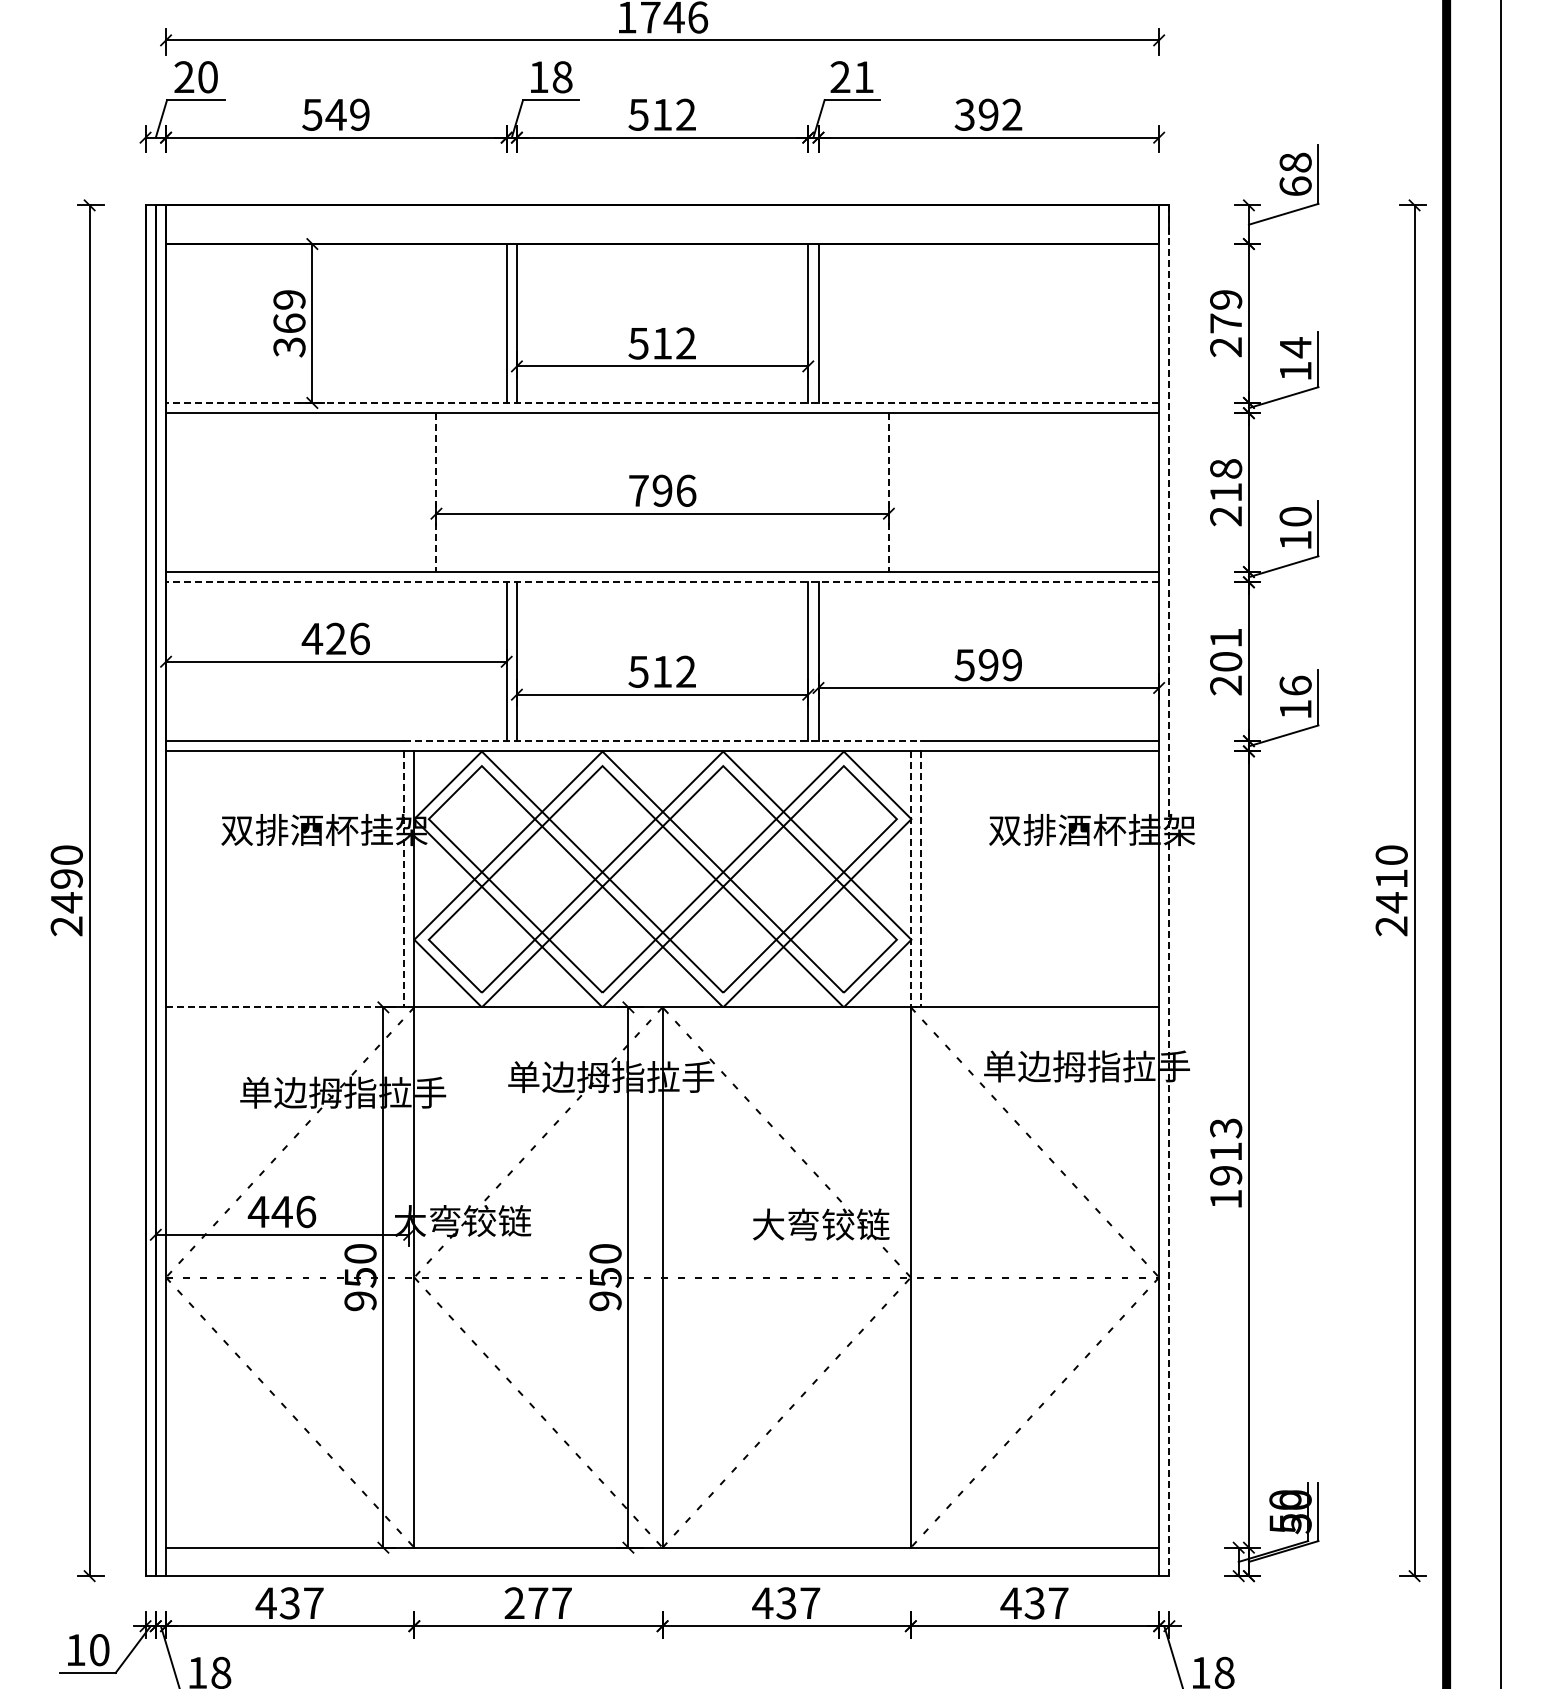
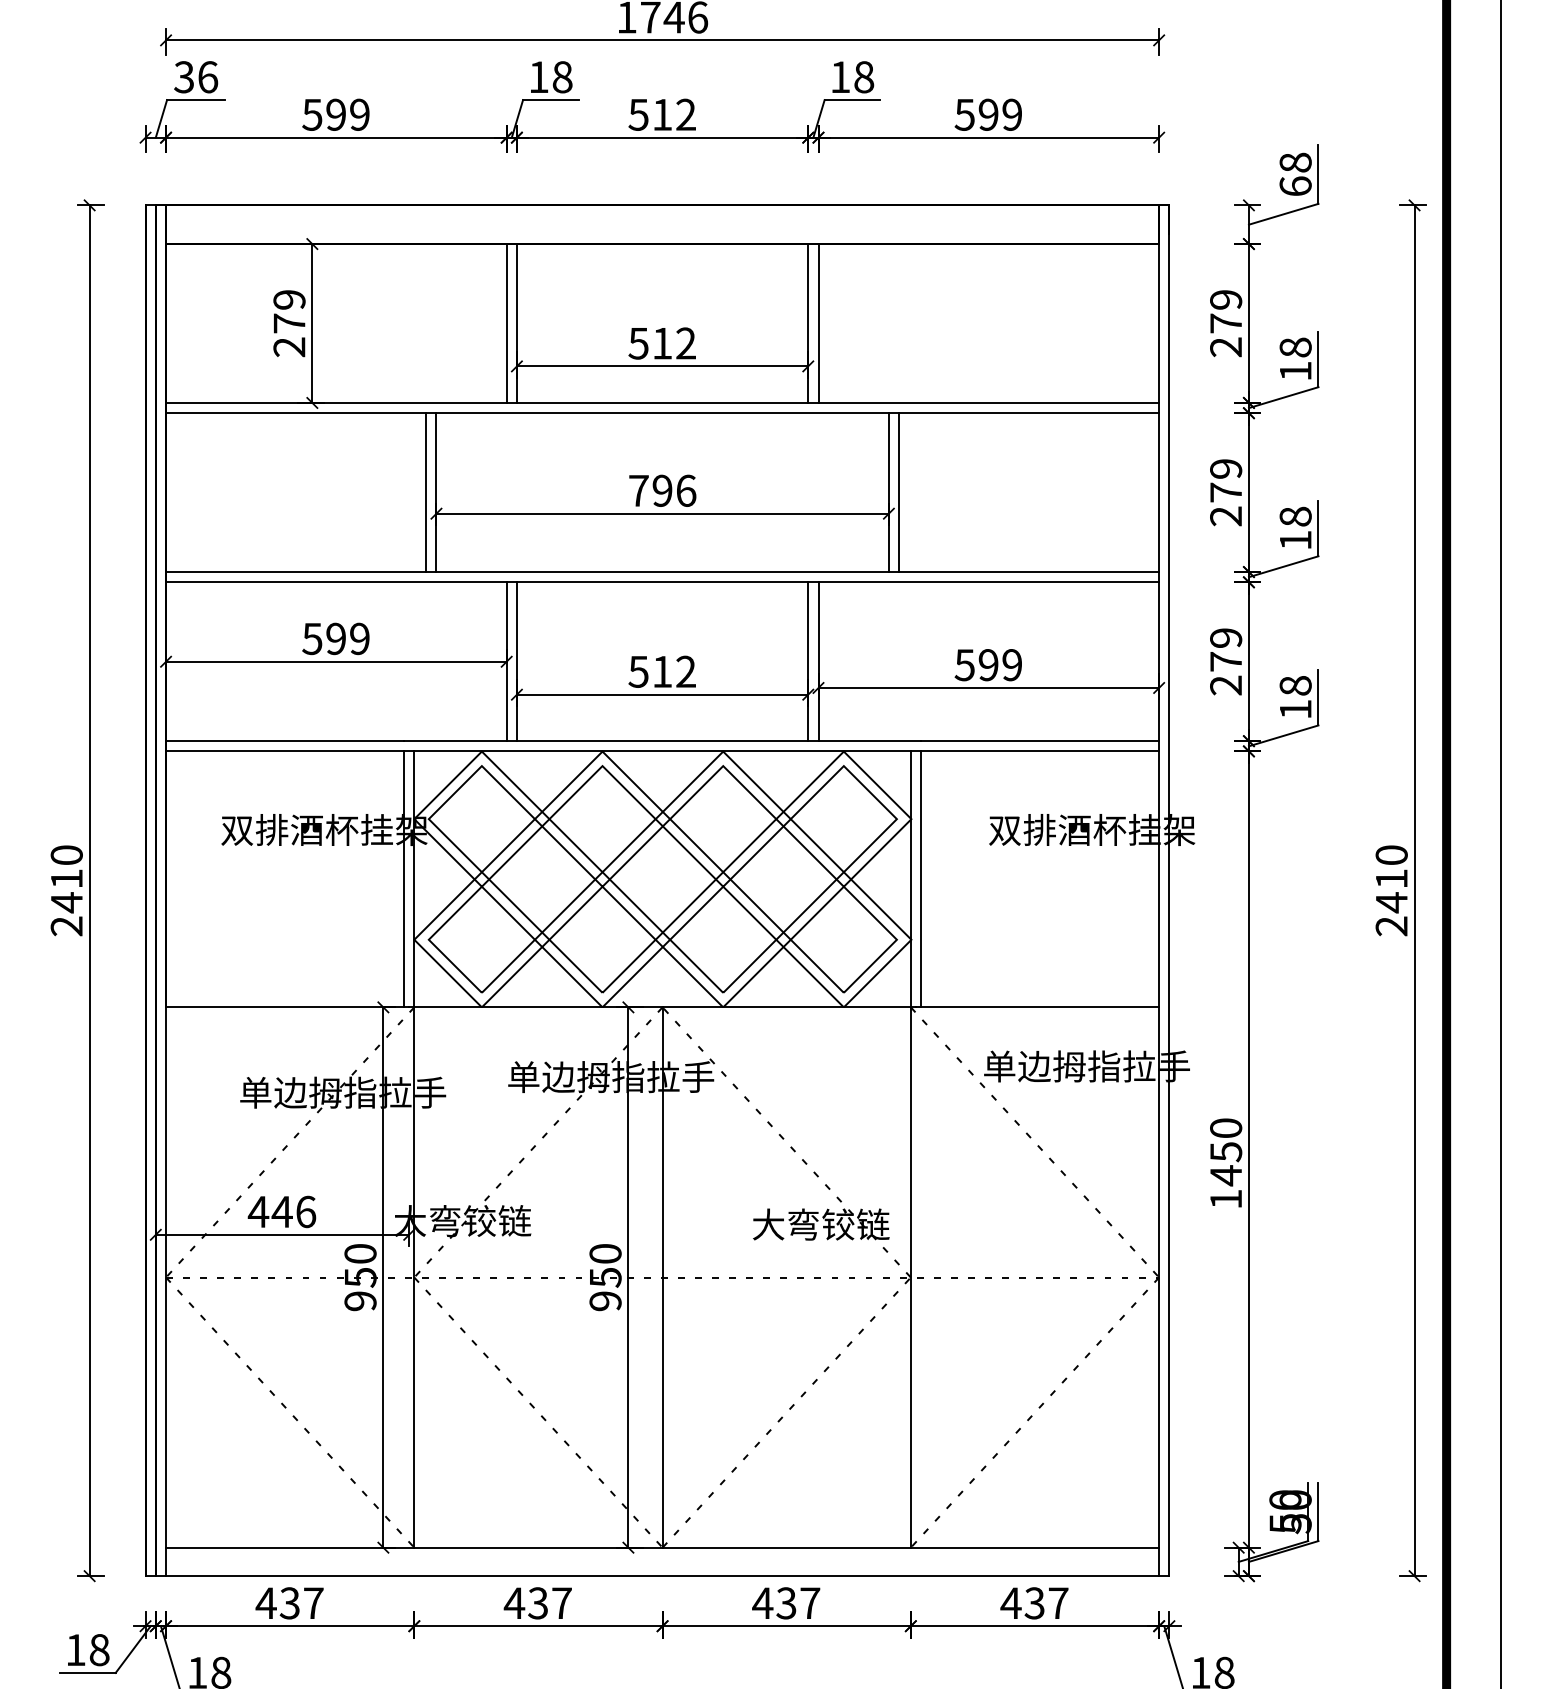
text: 20 -> 36 (196, 77)
text: 21 -> 18 (852, 77)
text: 549 -> 599 (335, 114)
text: 392 -> 599 (988, 114)
text: 369 -> 279 (289, 335)
text: 14 -> 18 (1295, 347)
line: dashed -> solid (662, 402)
text: 218 -> 279 (1226, 480)
line: none -> present (426, 492)
line: none -> present (899, 492)
line: dashed -> solid (436, 493)
line: dashed -> solid (888, 493)
text: 10 -> 18 (1295, 516)
line: dashed -> solid (662, 582)
text: 426 -> 599 (335, 638)
text: 201 -> 279 (1226, 649)
text: 16 -> 18 (1295, 685)
line: dashed -> solid (662, 741)
text: 2490 -> 2410 (66, 878)
line: dashed -> solid (404, 879)
line: dashed -> solid (910, 879)
line: dashed -> solid (921, 879)
line: dashed -> solid (1169, 891)
line: dashed -> solid (279, 1007)
text: 1913 -> 1450 (1226, 1152)
text: 277 -> 437 (525, 1603)
text: 10 -> 18 (99, 1650)
